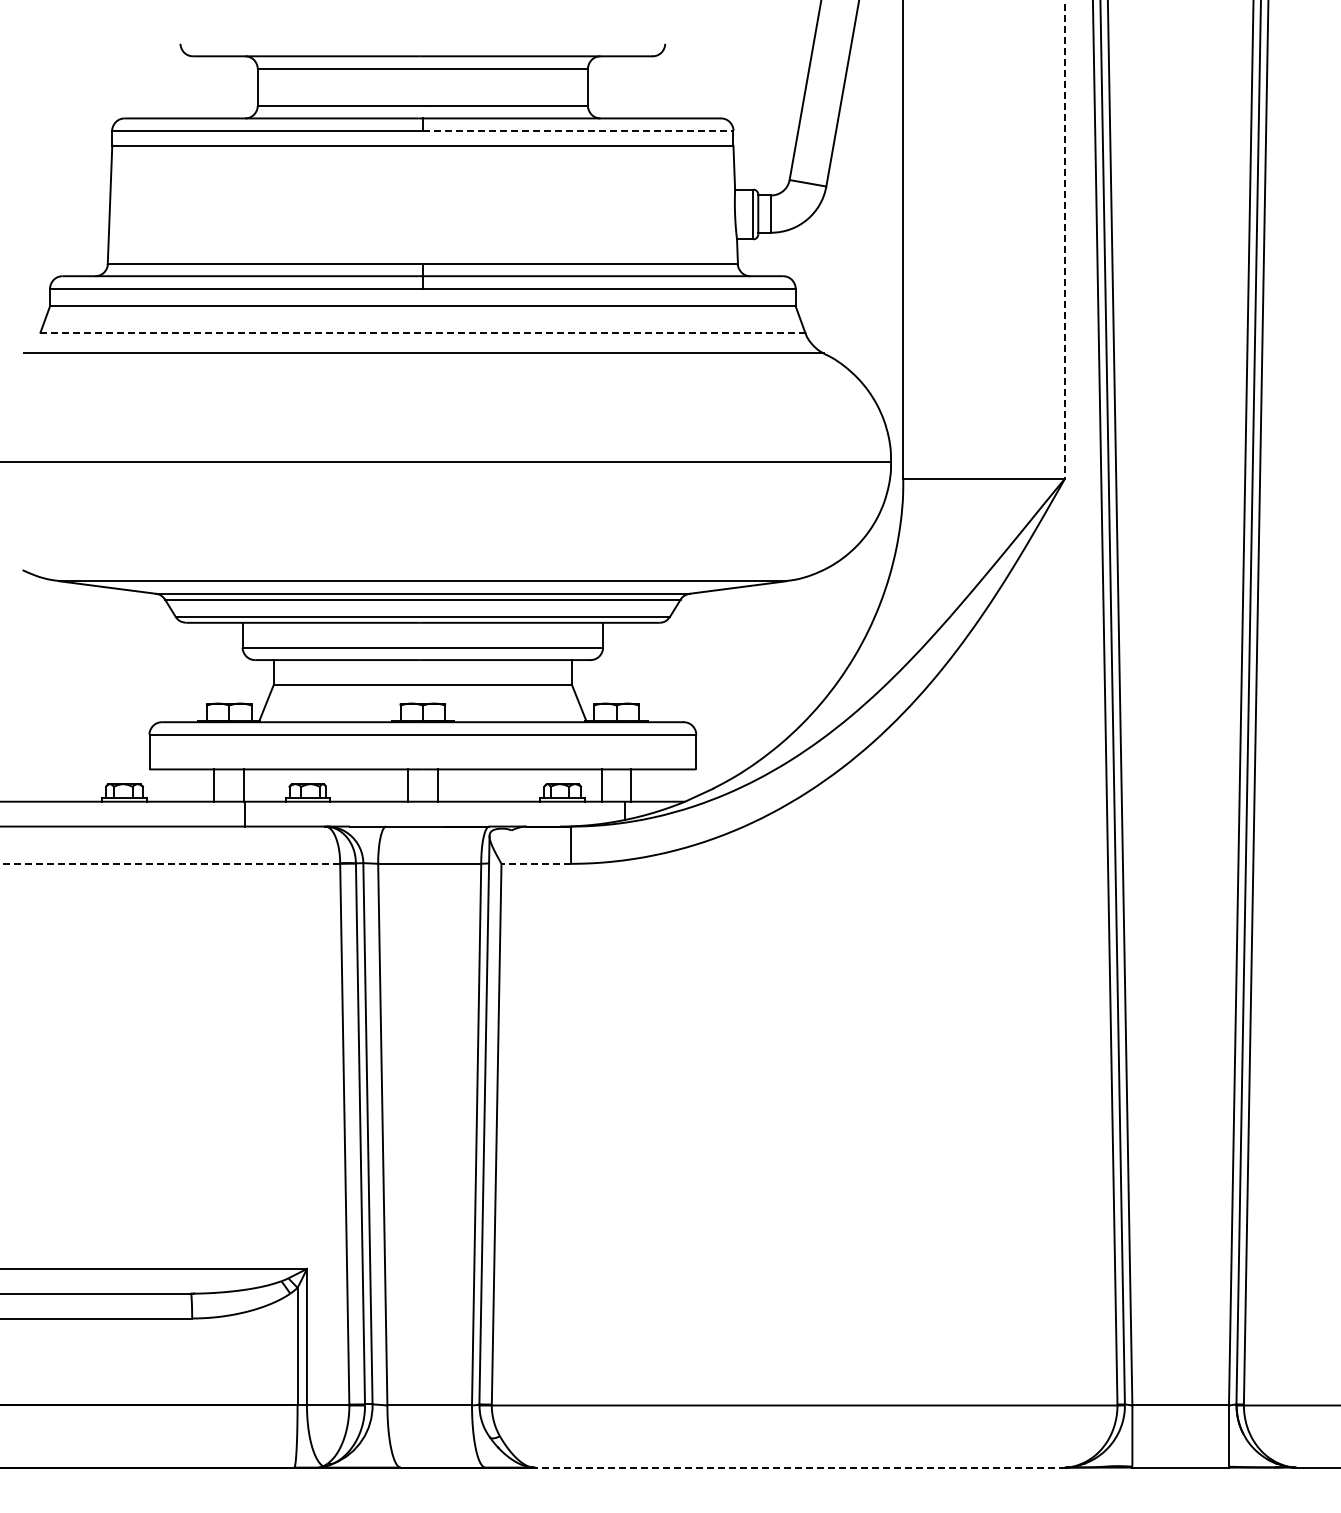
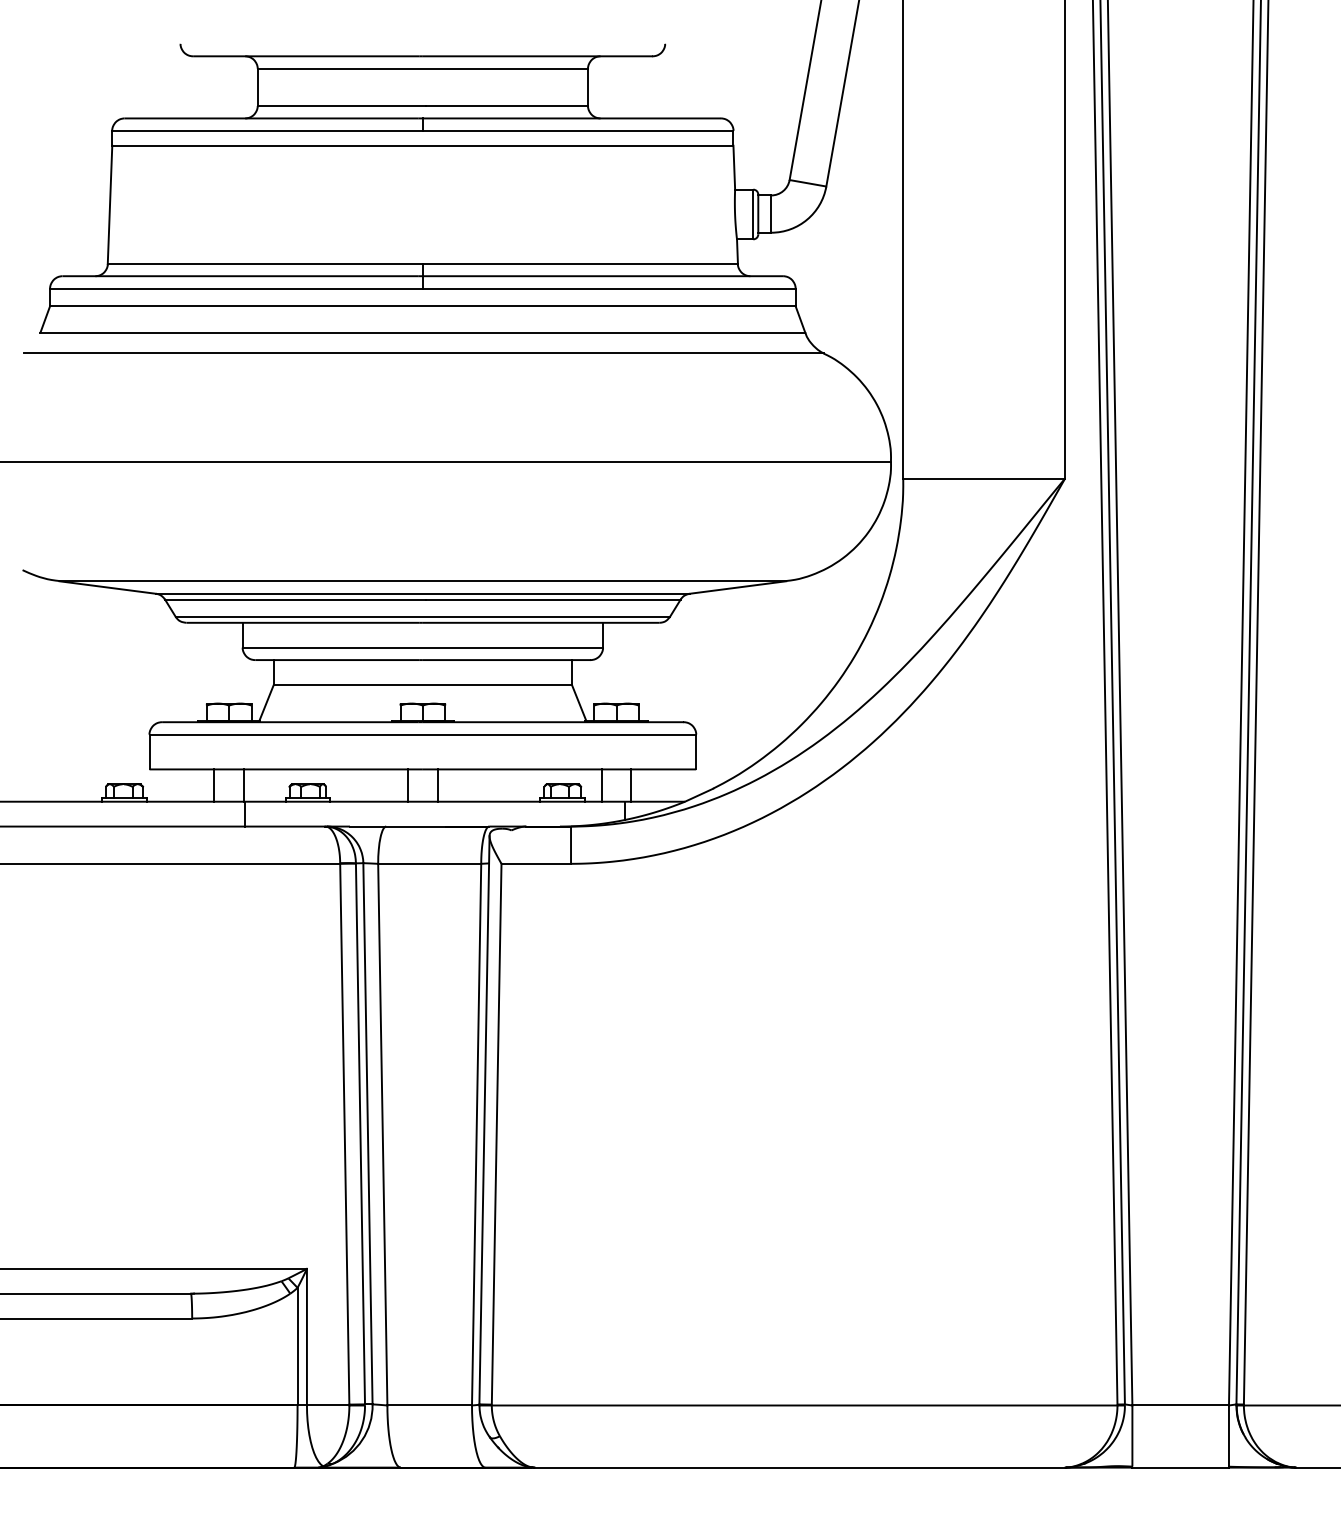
line: dashed -> solid (578, 130)
line: dashed -> solid (1064, 239)
line: dashed -> solid (423, 332)
line: dashed -> solid (170, 863)
line: dashed -> solid (536, 863)
line: dashed -> solid (800, 1467)
